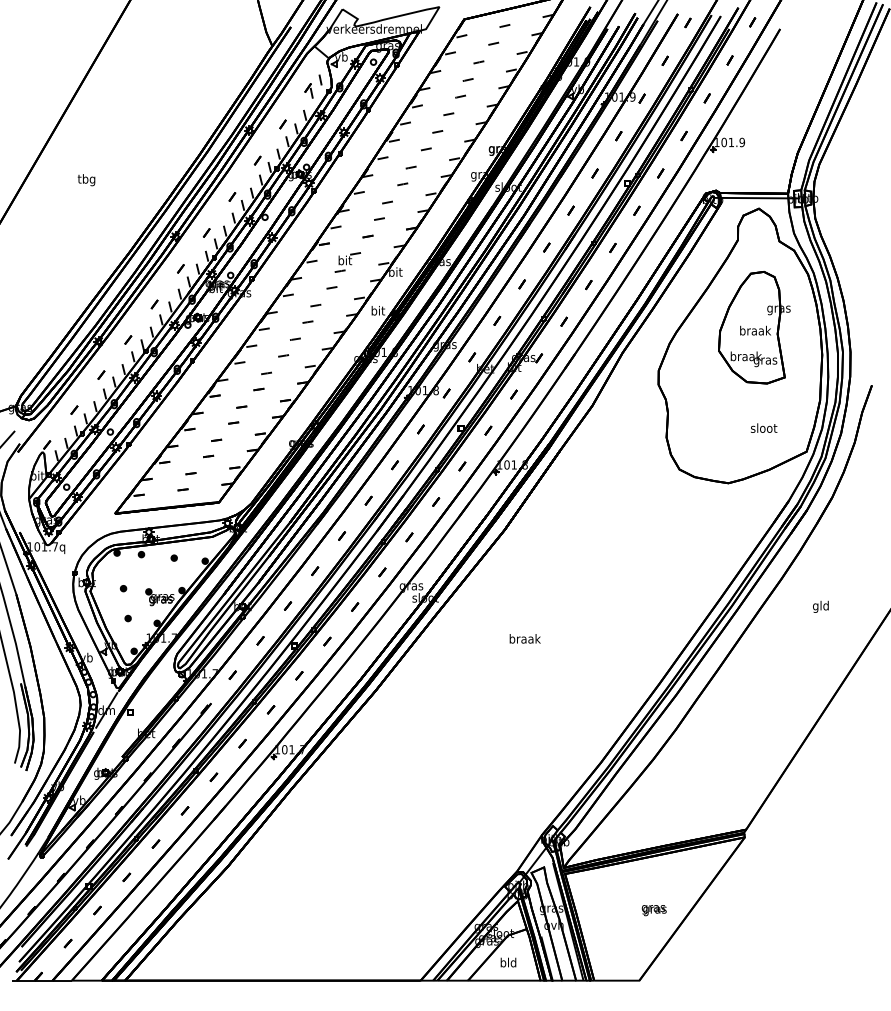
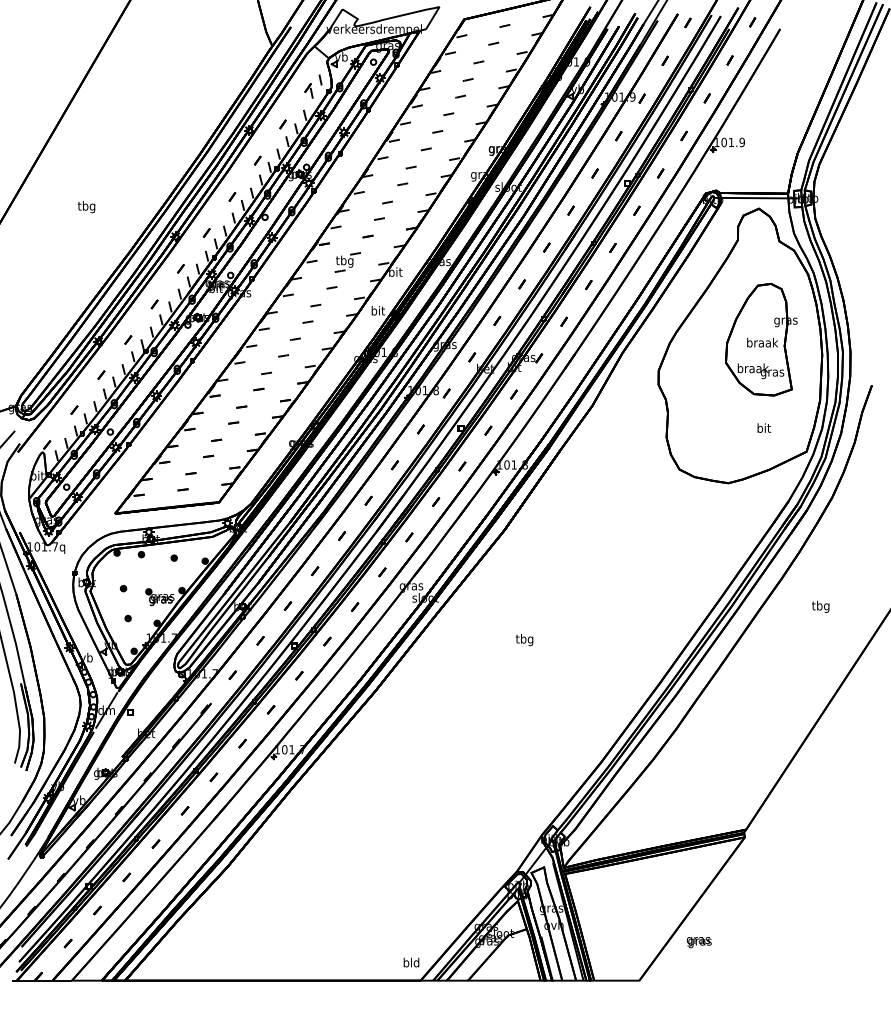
text position: (86, 180) -> (86, 207) (86, 207)
text: bit -> tbg (344, 261)
part position: (754, 327) -> (761, 339) (761, 339)
text: sloot -> bit (763, 427)
text: gld -> tbg (820, 606)
text: braak -> tbg (524, 640)
text position: (653, 910) -> (698, 942) (698, 942)
text position: (508, 962) -> (411, 962) (411, 962)
